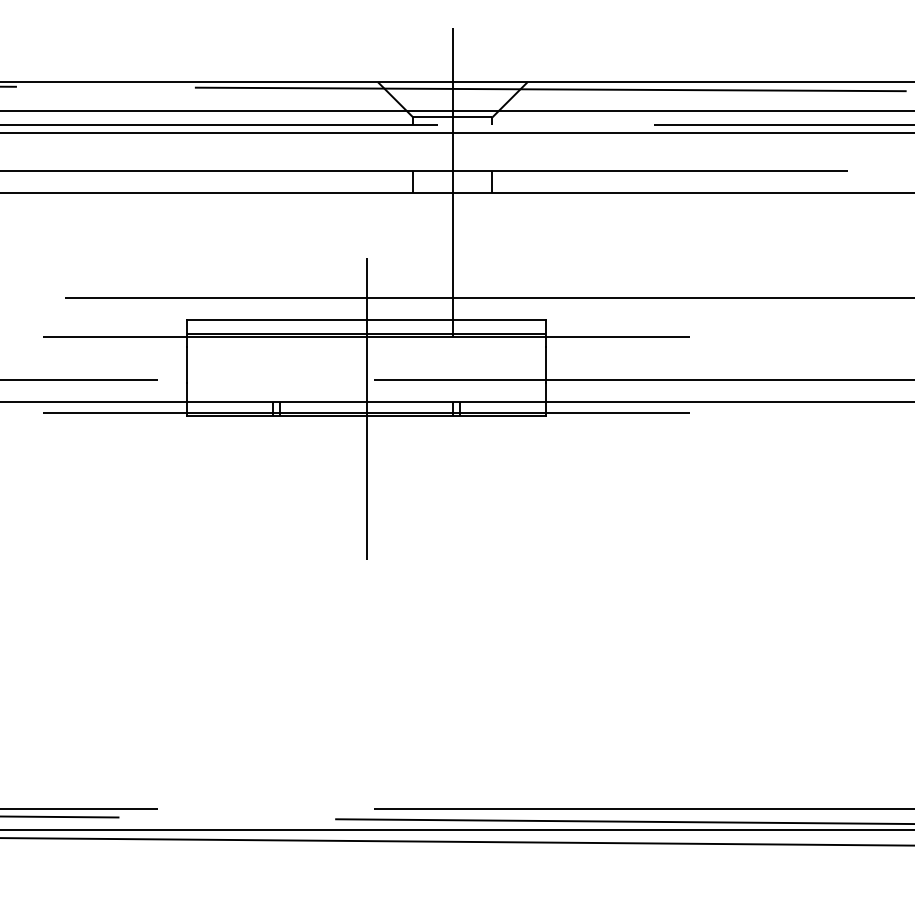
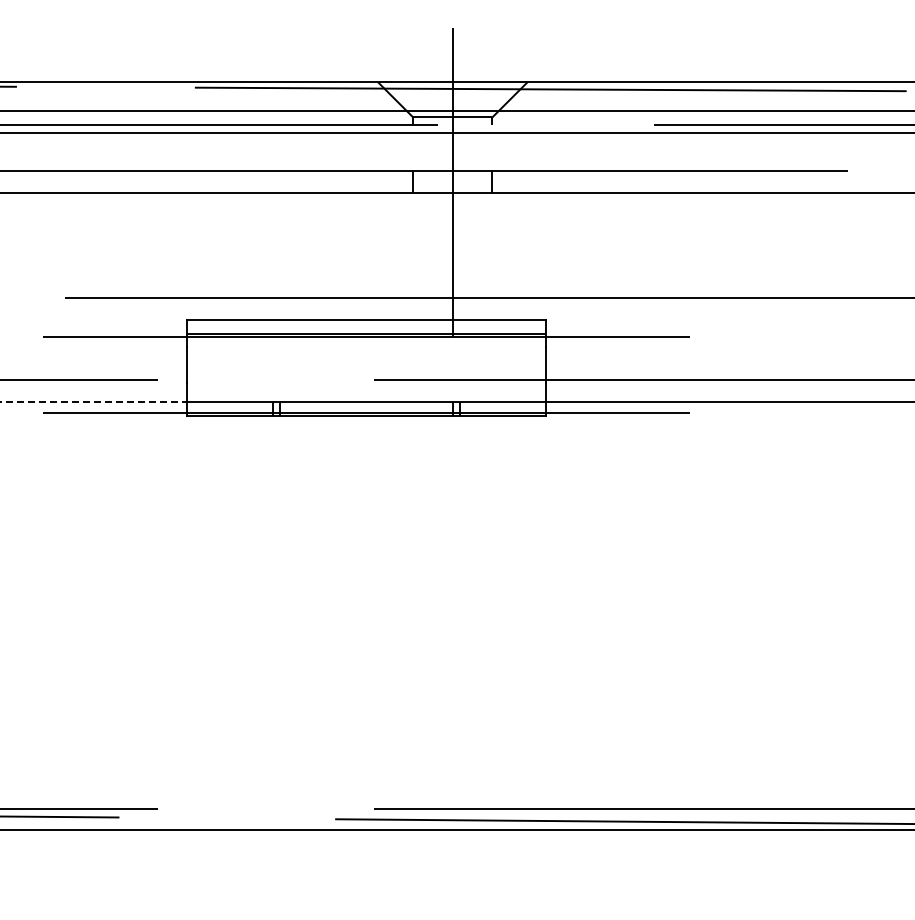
line: solid -> dashed (93, 401)
line: present -> none (366, 408)
line: present -> none (456, 841)
